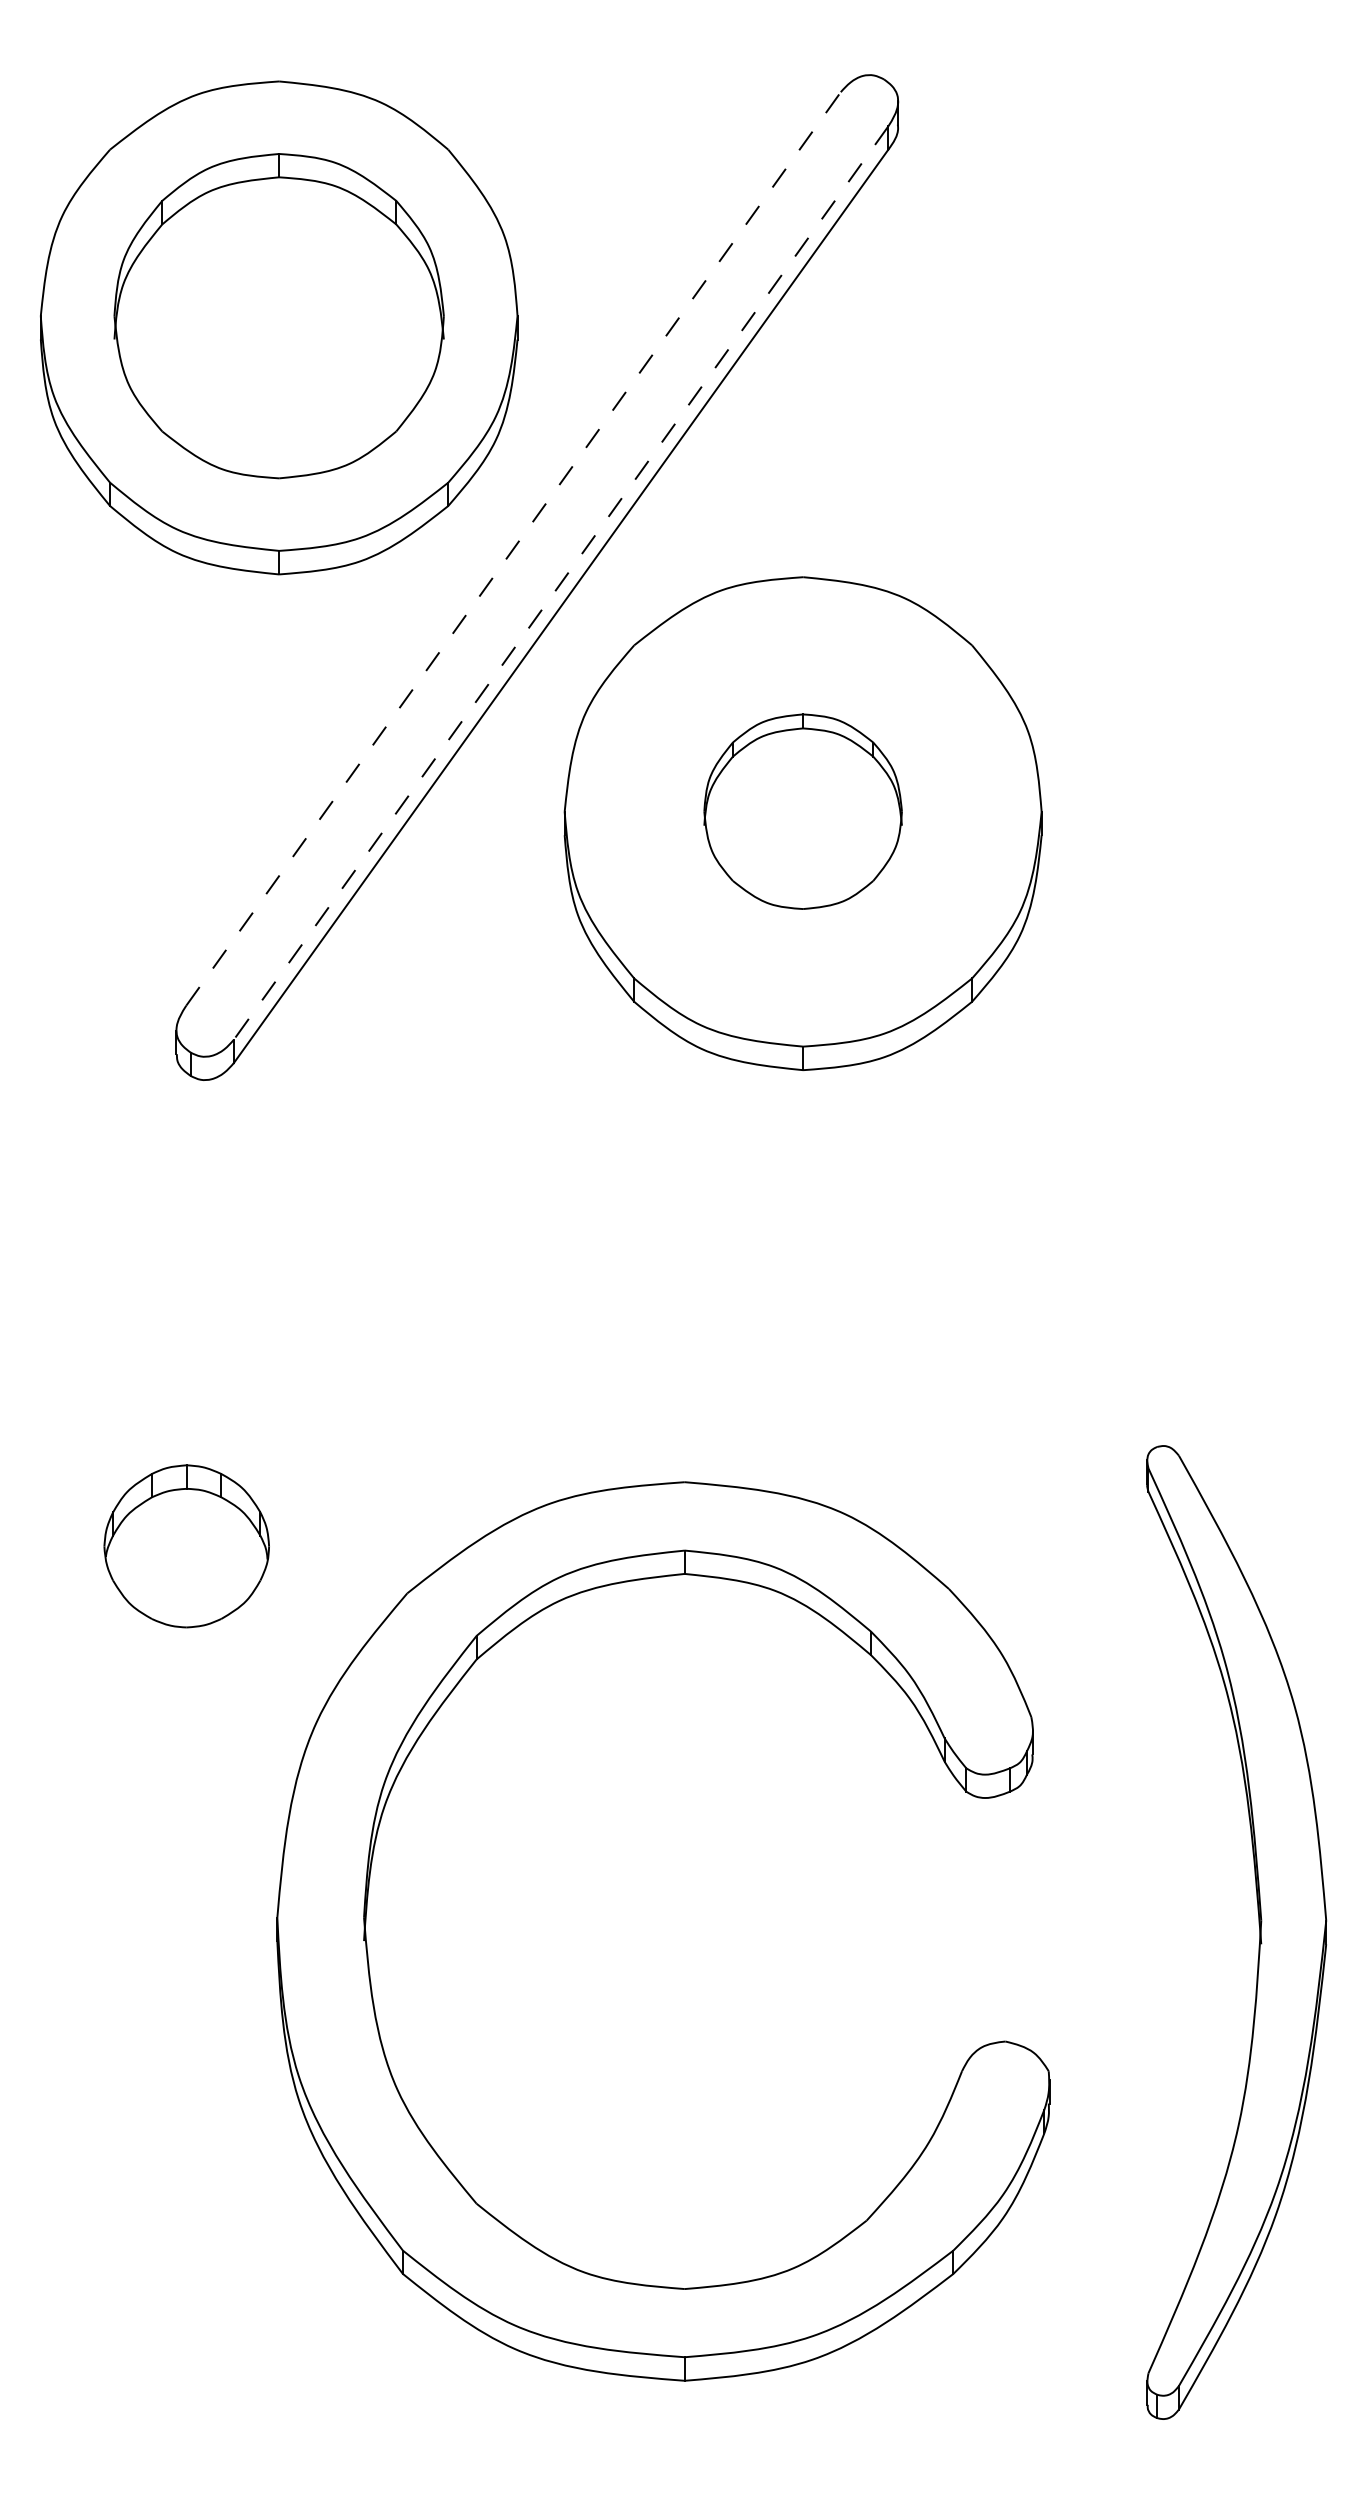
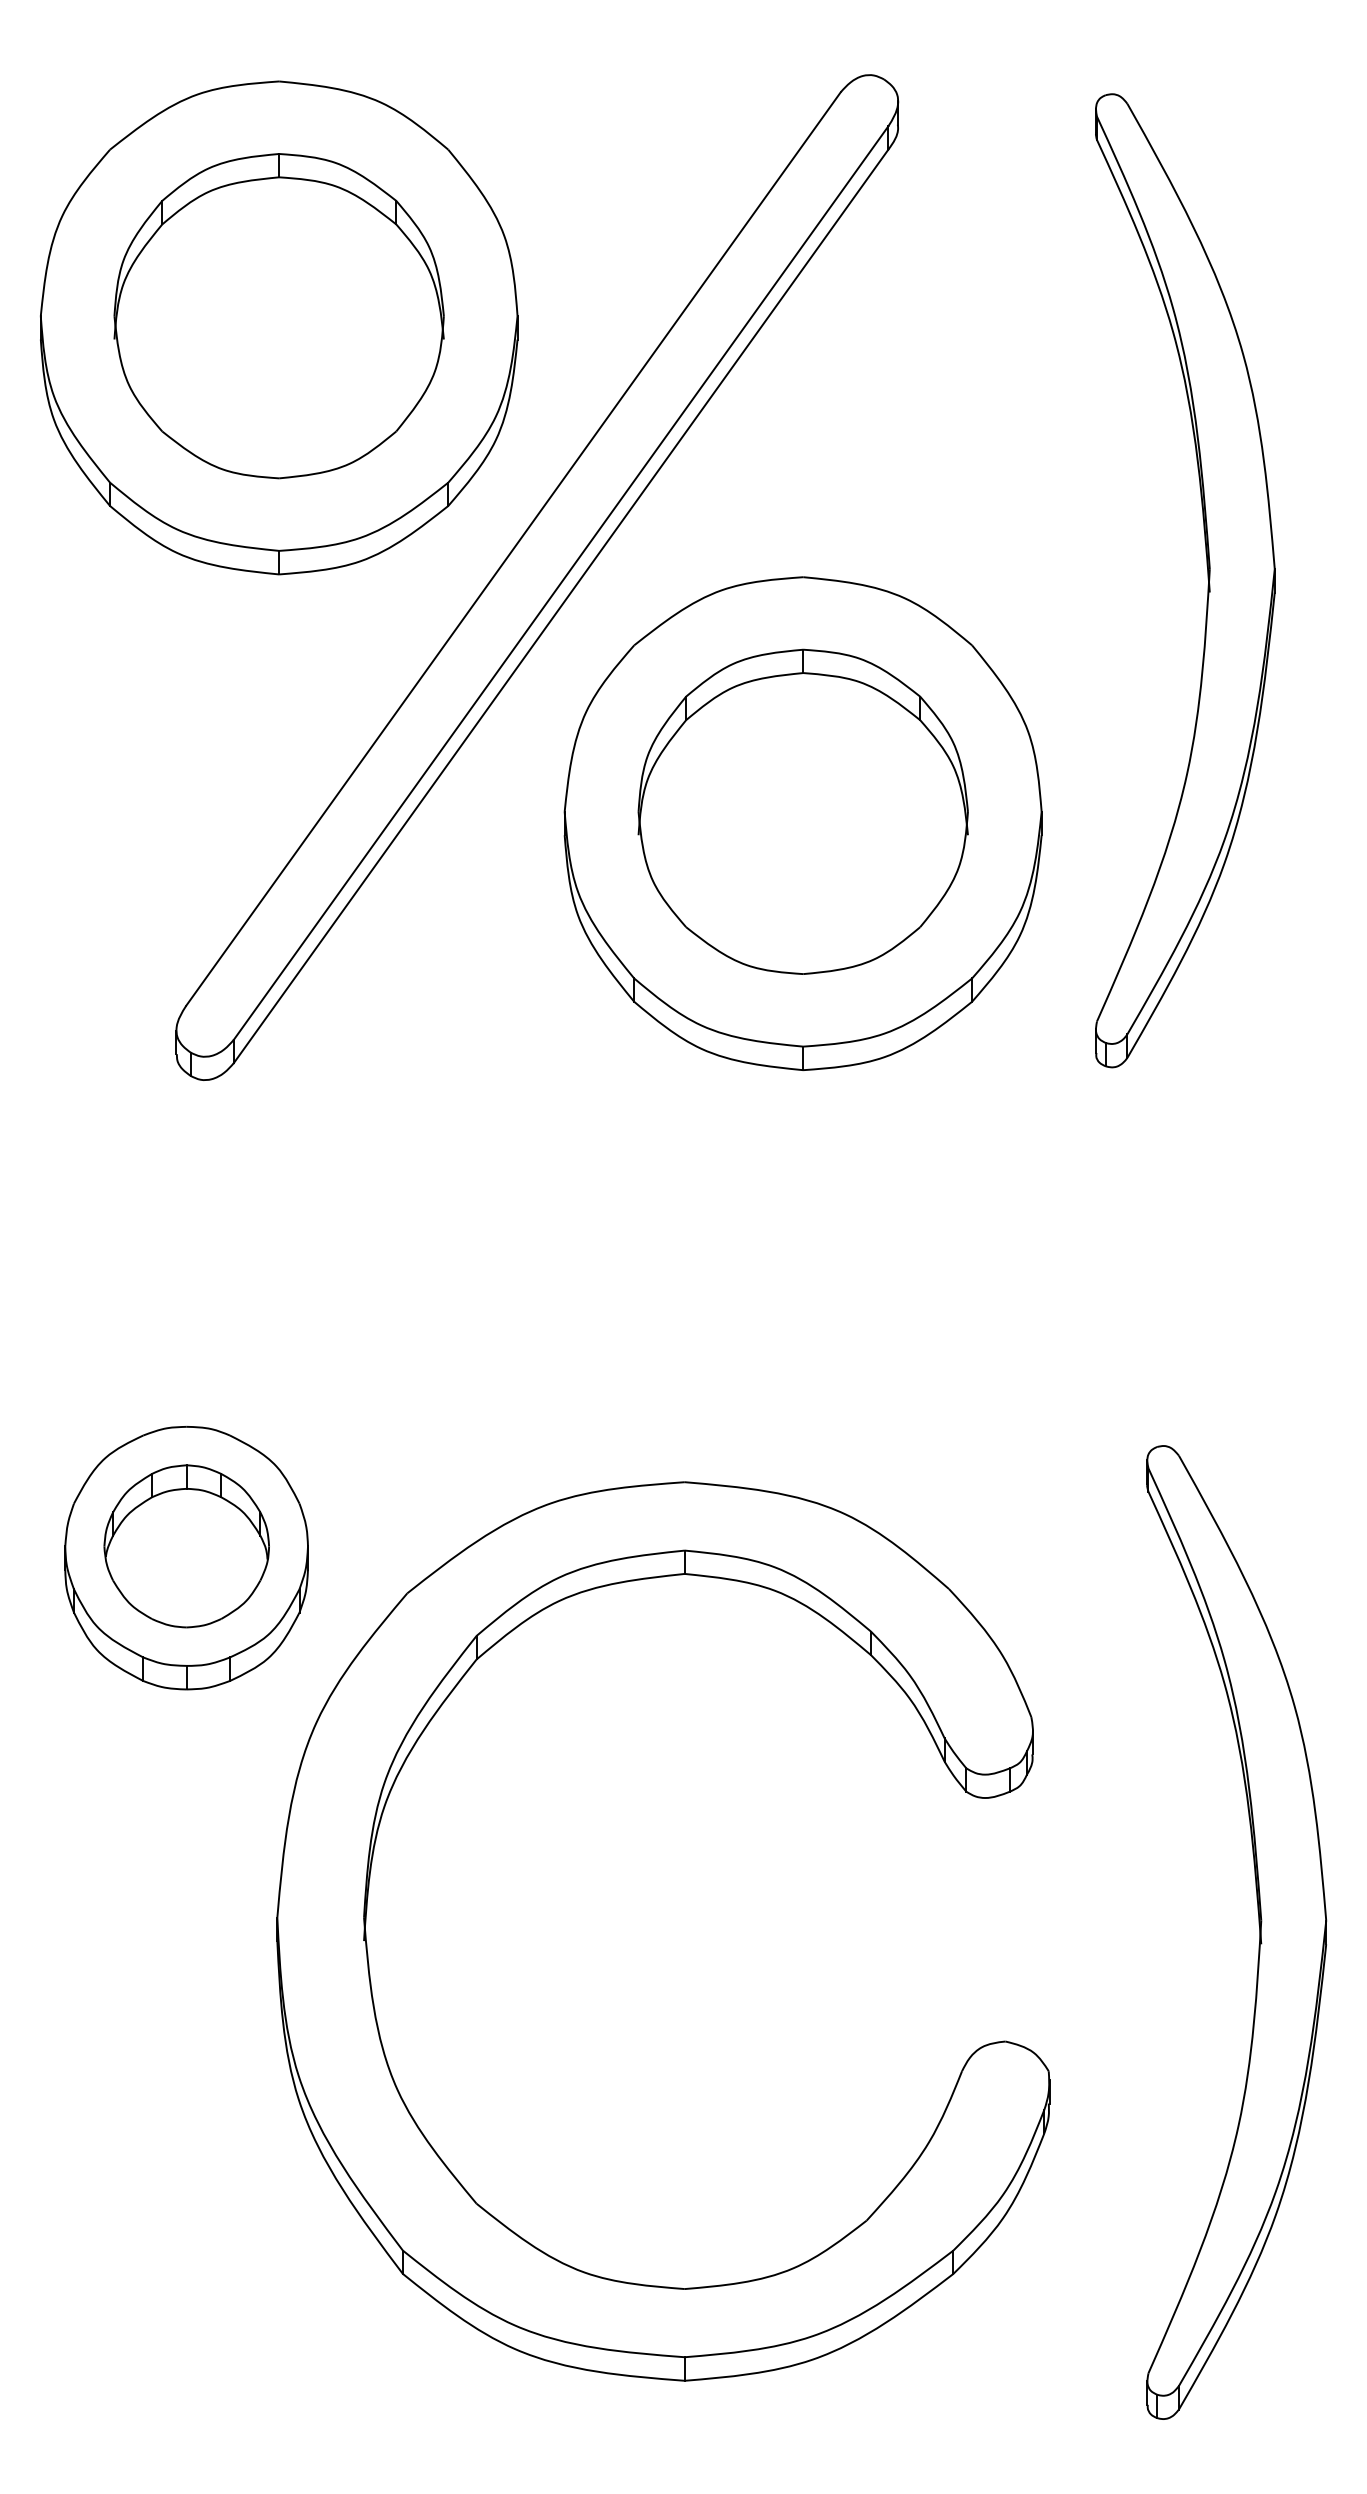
line: dashed -> solid (513, 548)
part: none -> present (1207, 579)
line: dashed -> solid (561, 583)
part size: 200x197 px -> 332x327 px (802, 811)
part: none -> present (186, 1558)
